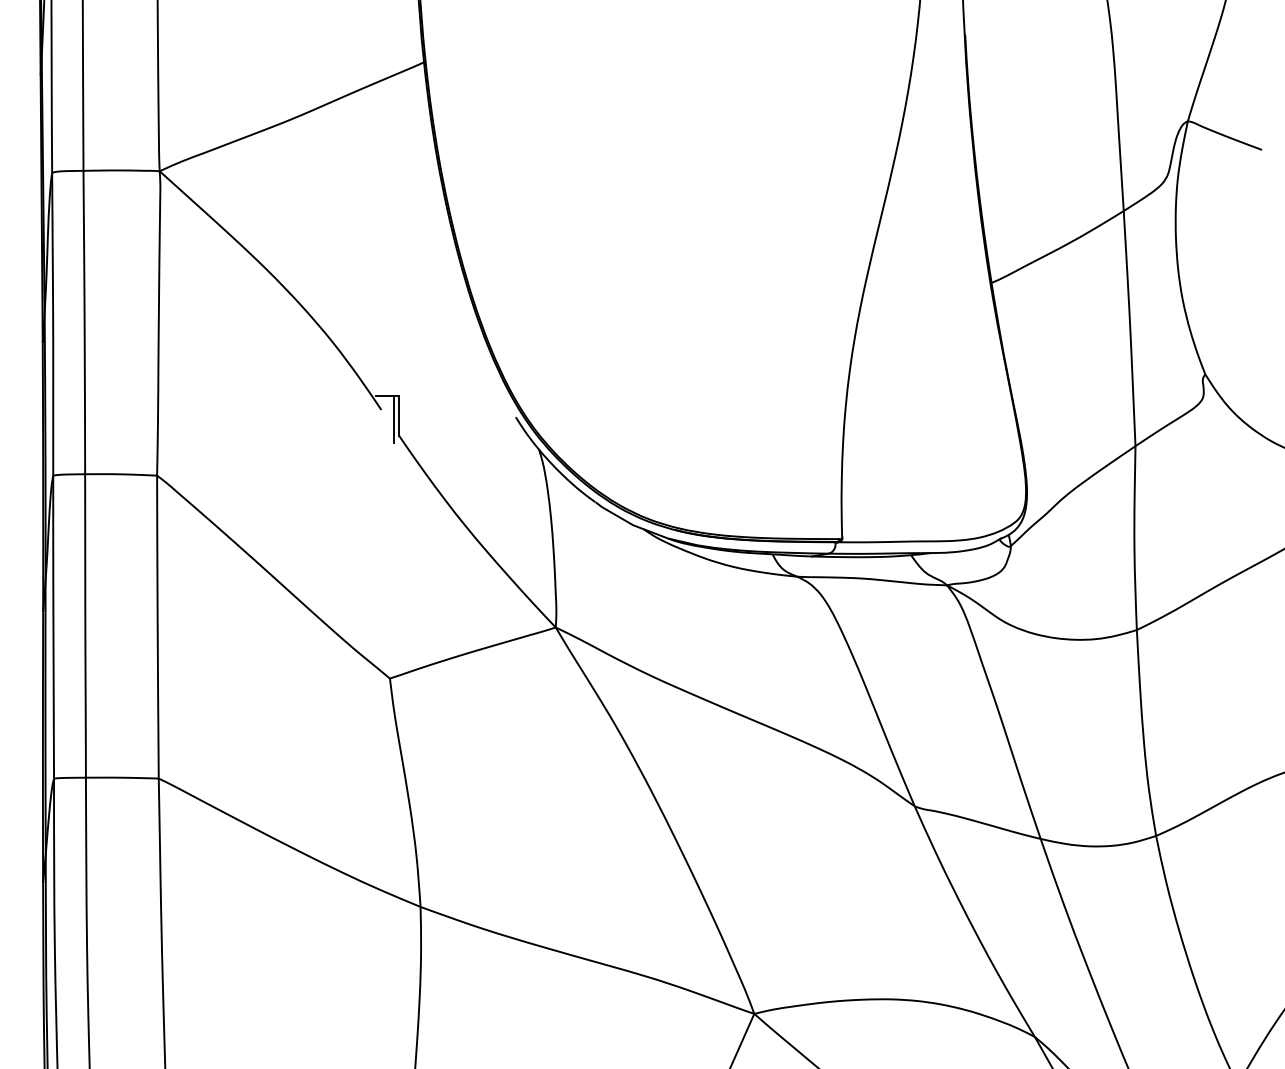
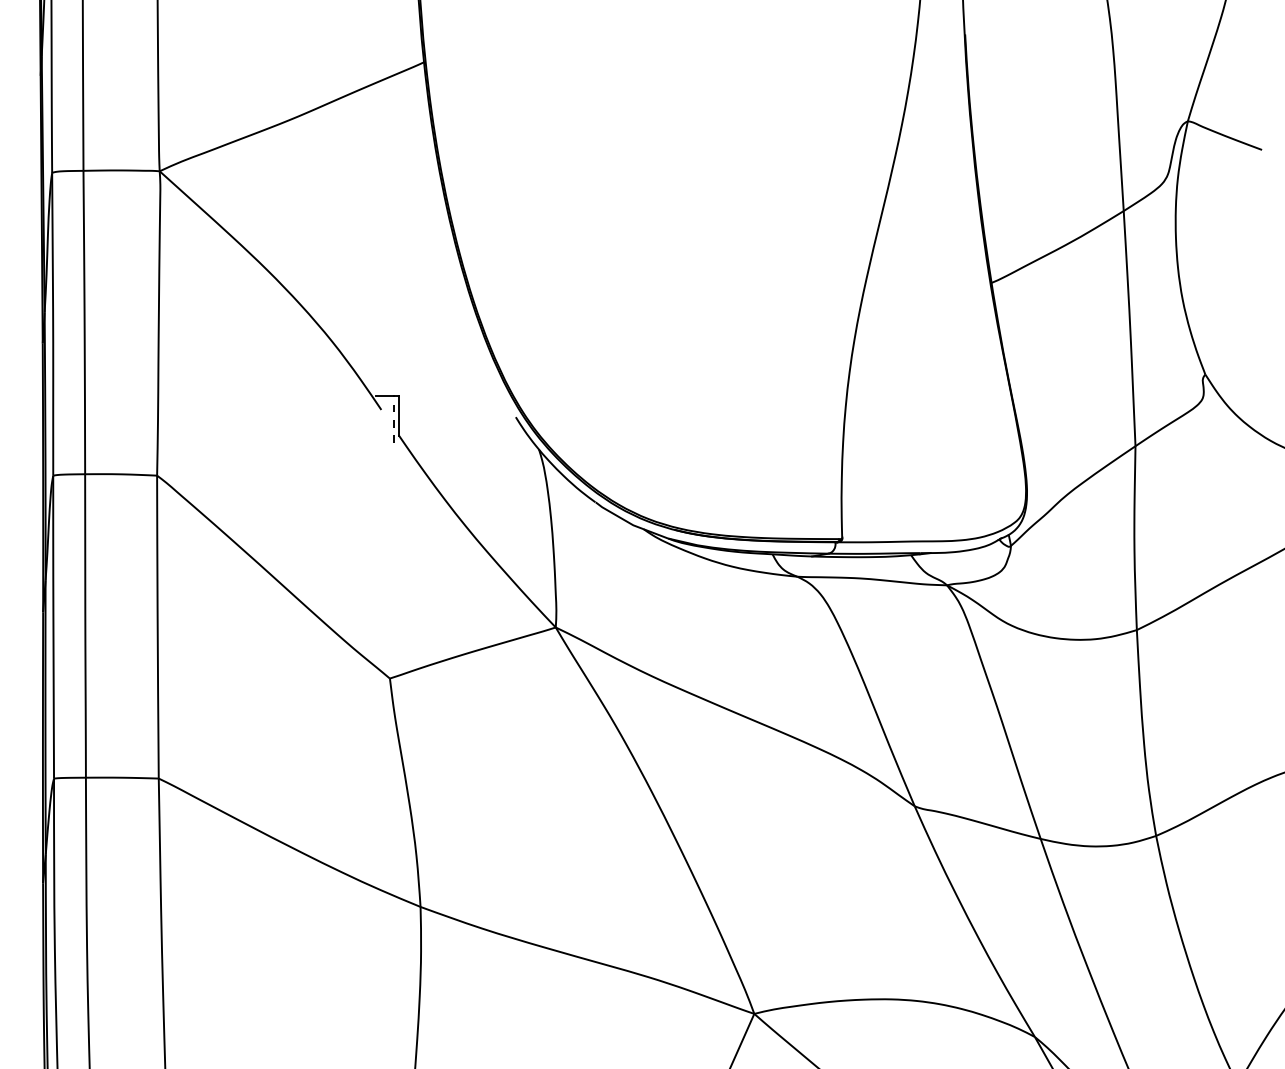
line: solid -> dashed (393, 418)
